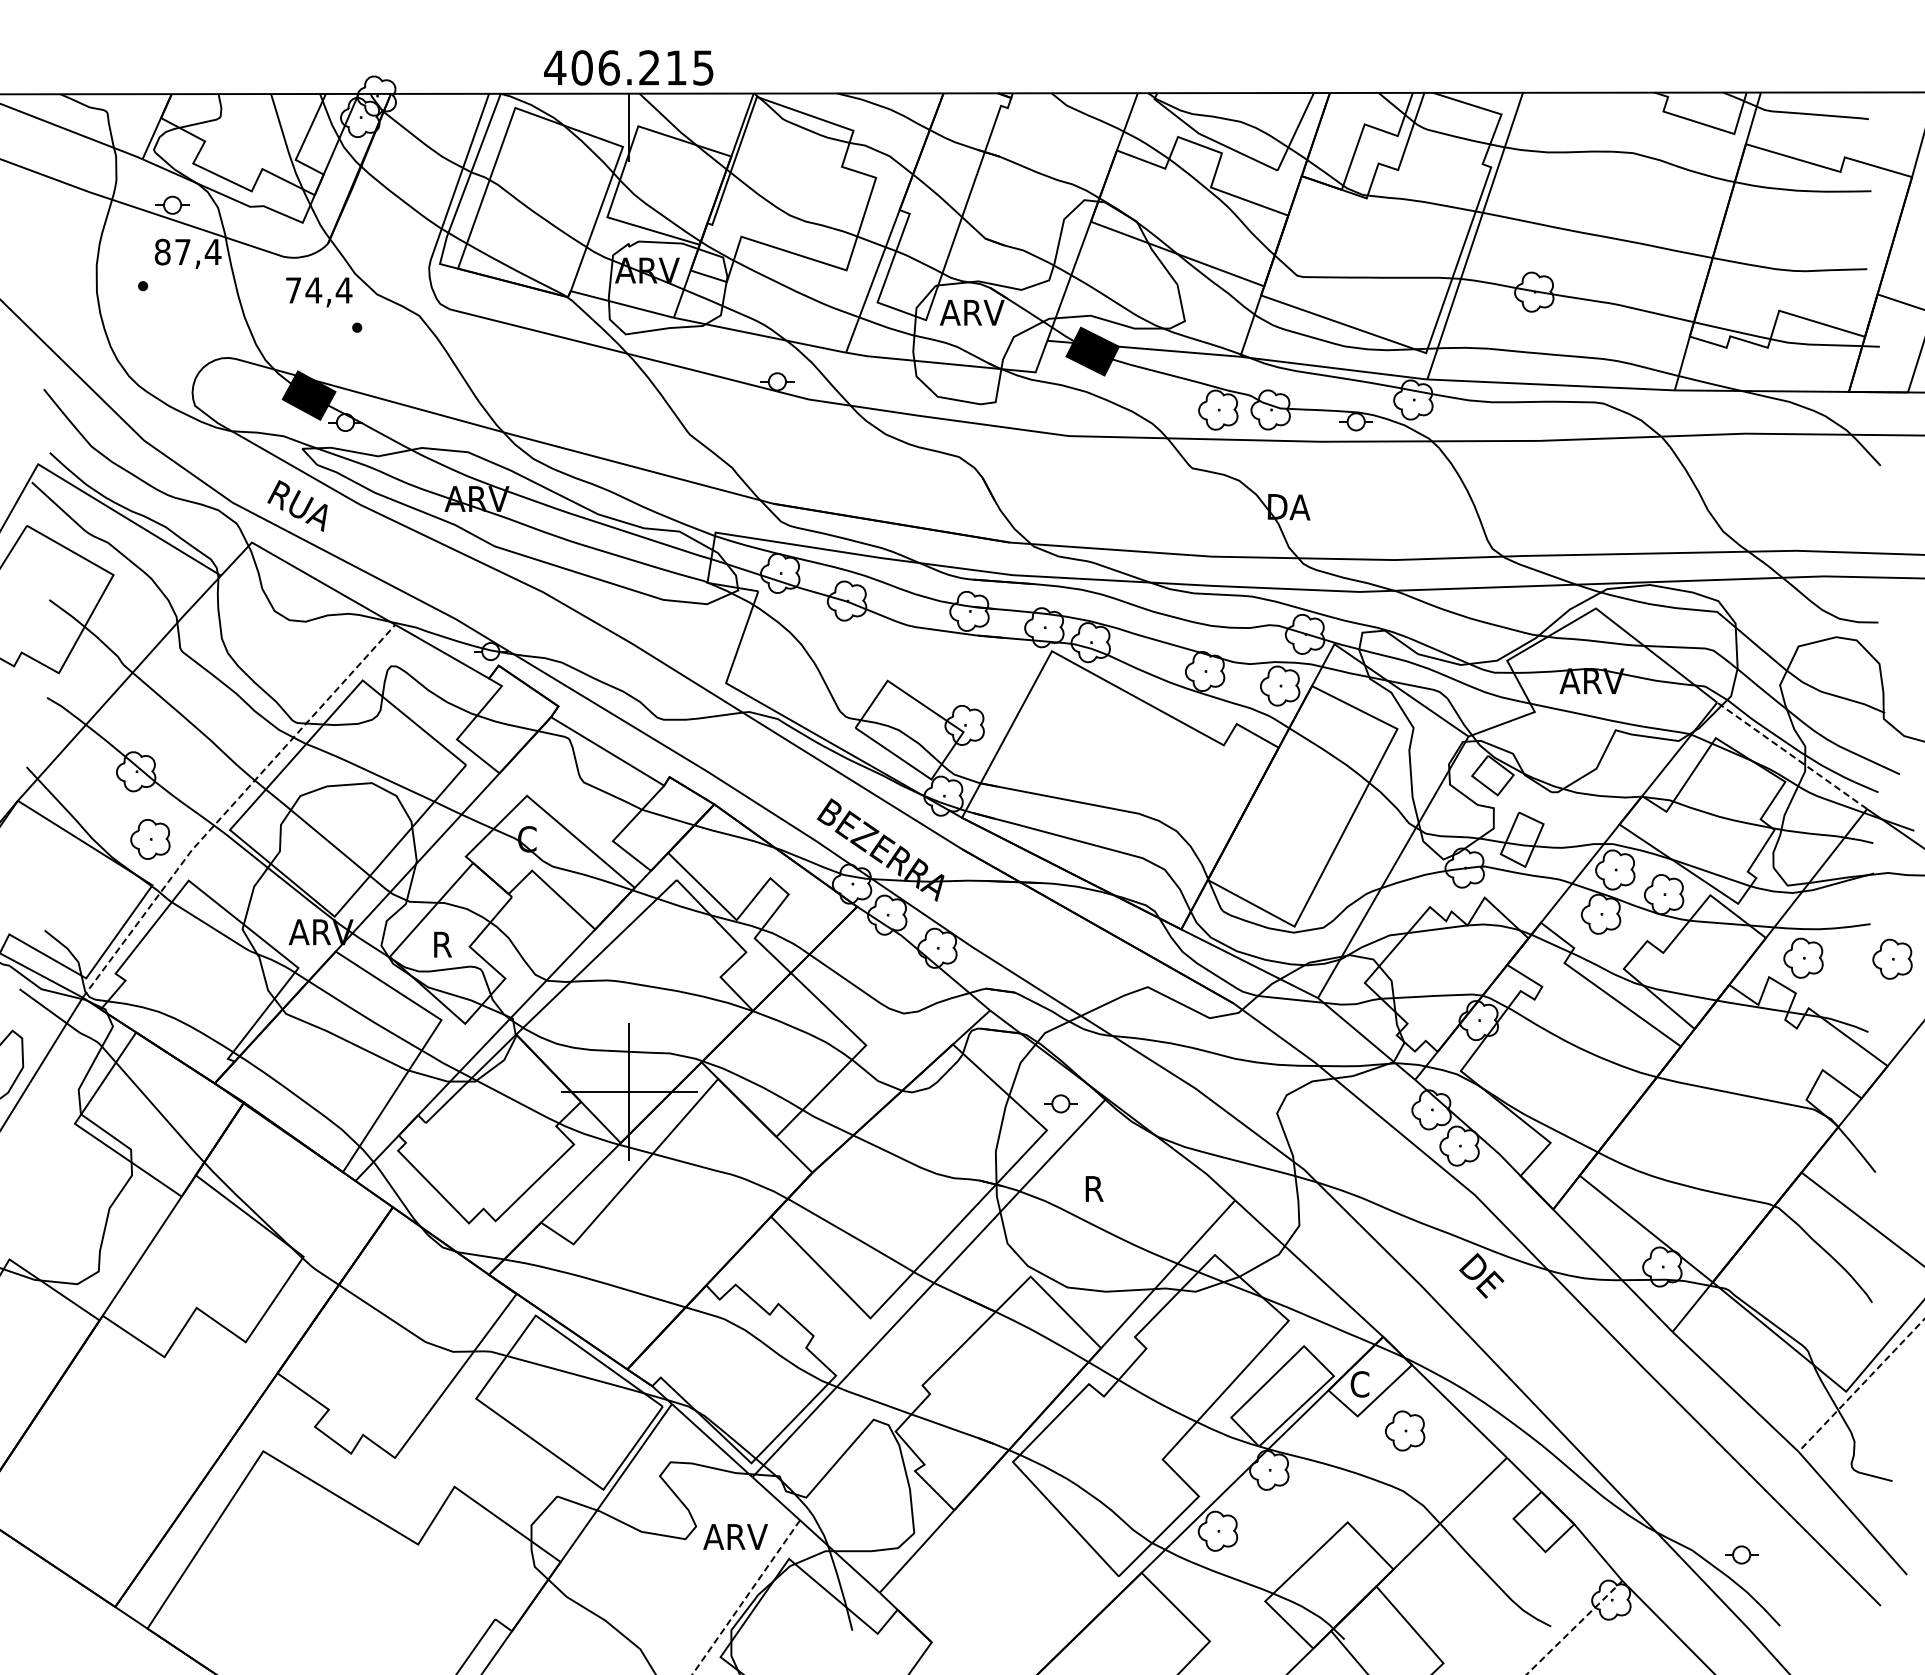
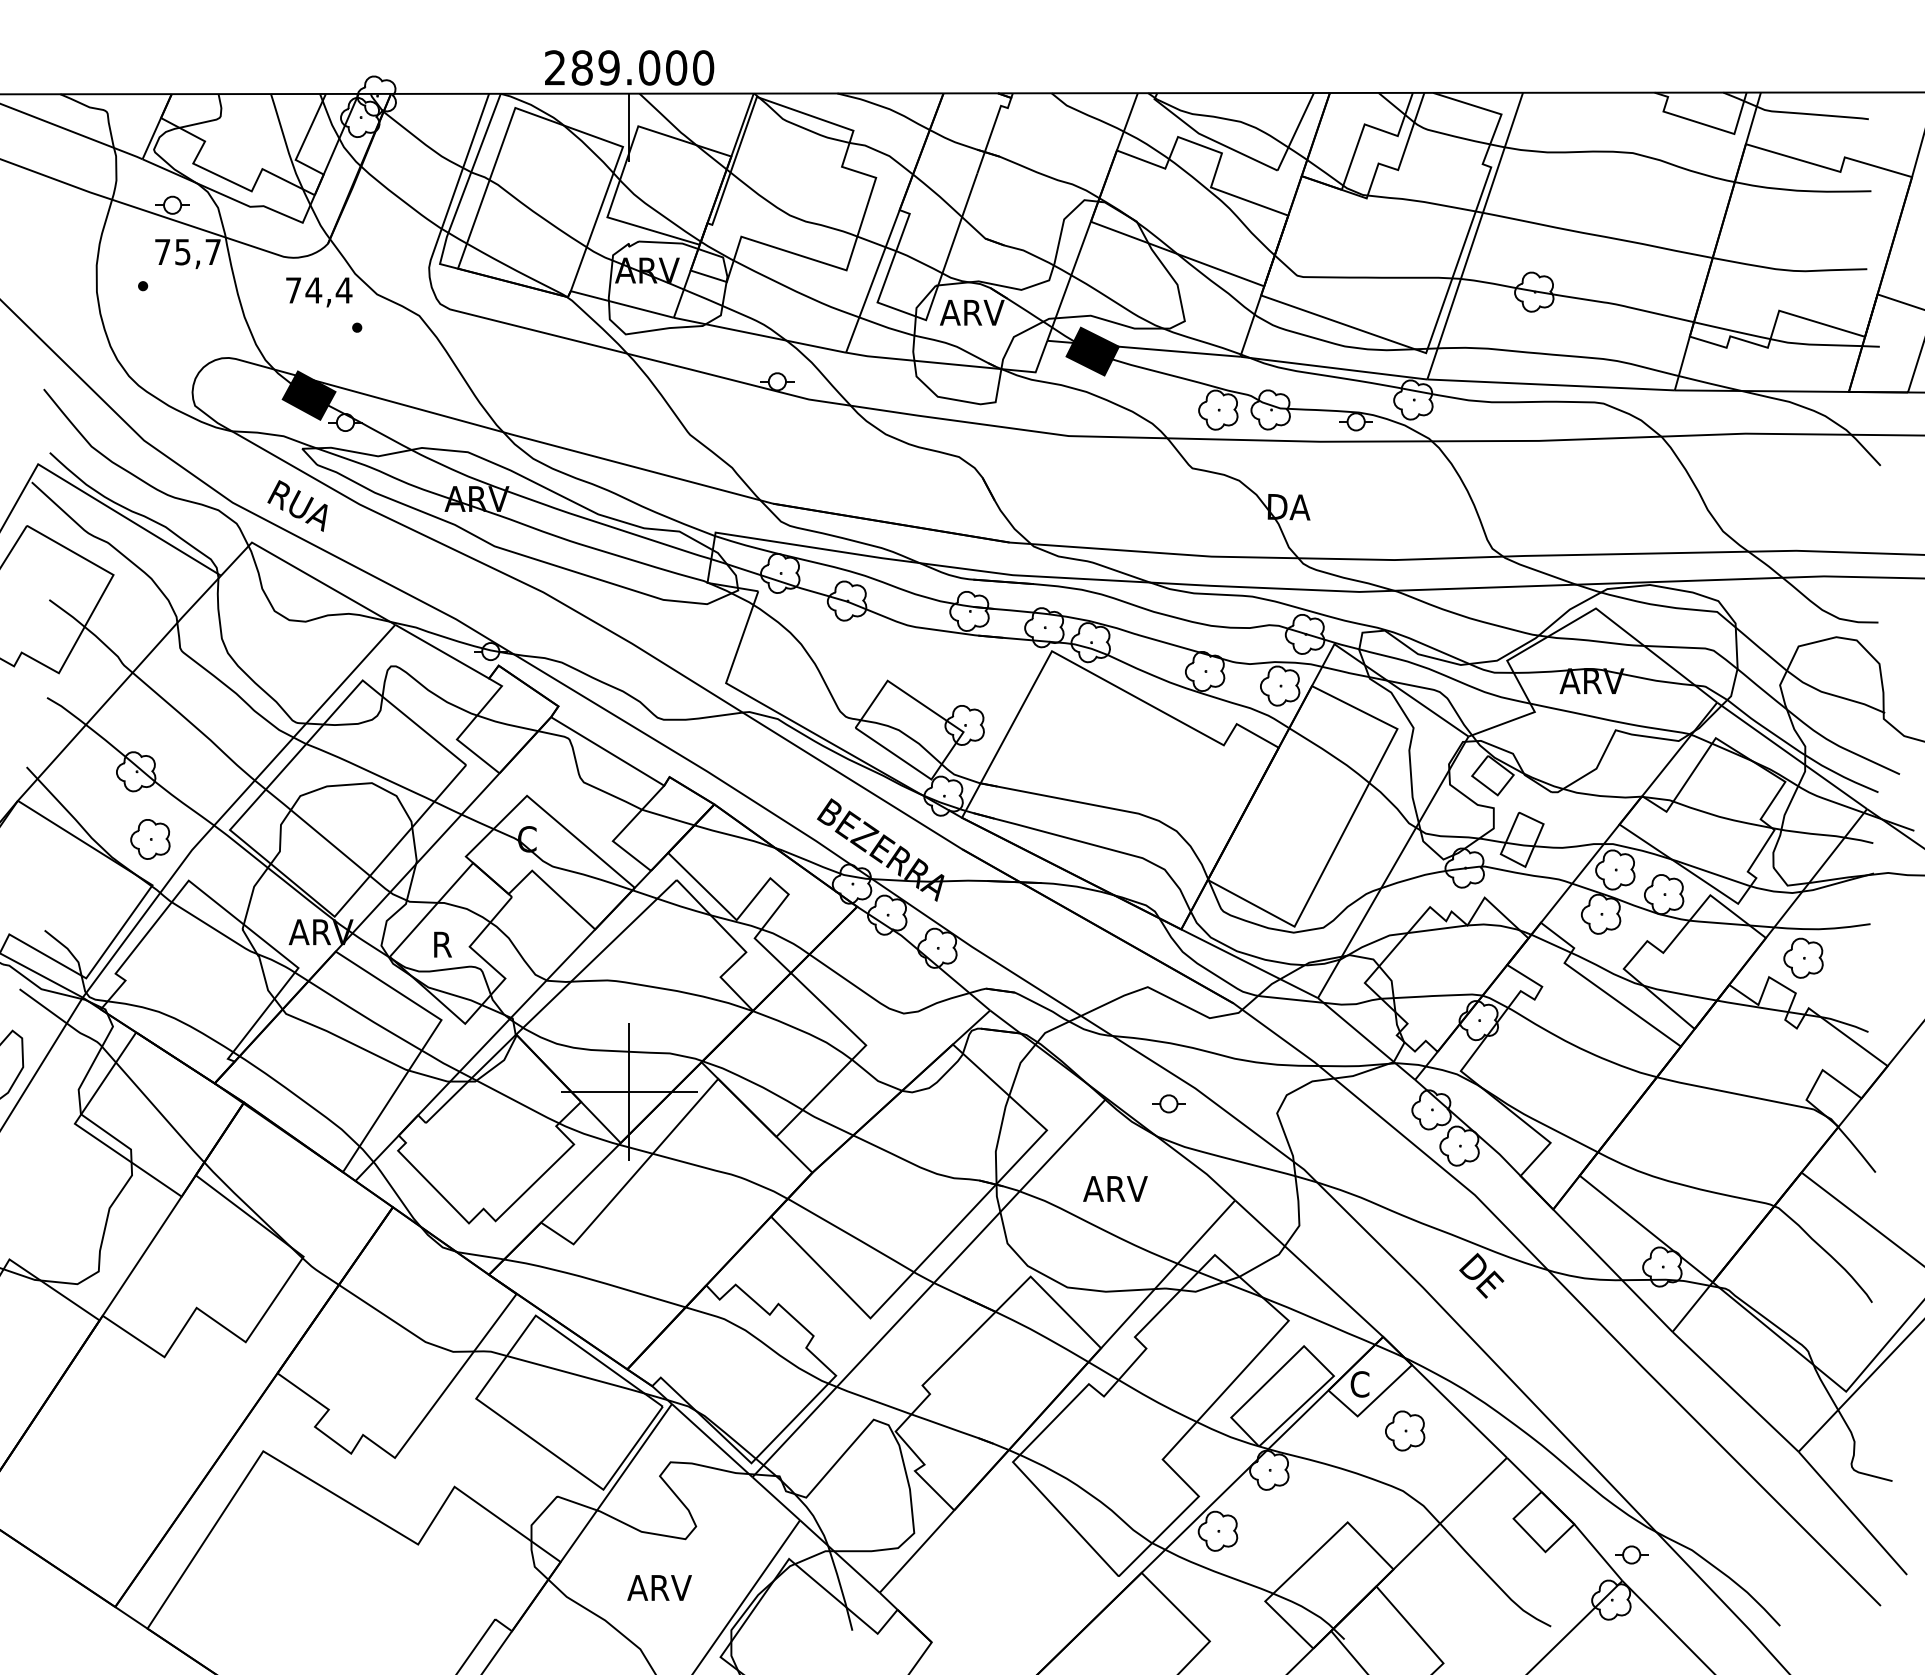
text: 406.215 -> 289.000 (629, 67)
text: 87,4 -> 75,7 (187, 251)
line: dashed -> solid (1792, 755)
line: dashed -> solid (231, 806)
part: present -> none (1892, 958)
part position: (1060, 1103) -> (1168, 1103) (1168, 1103)
text: R -> ARV (1115, 1188)
line: dashed -> solid (1861, 1385)
text position: (735, 1536) -> (659, 1587) (659, 1587)
part position: (1741, 1554) -> (1631, 1554) (1631, 1554)
line: dashed -> solid (745, 1597)
line: dashed -> solid (1574, 1627)
